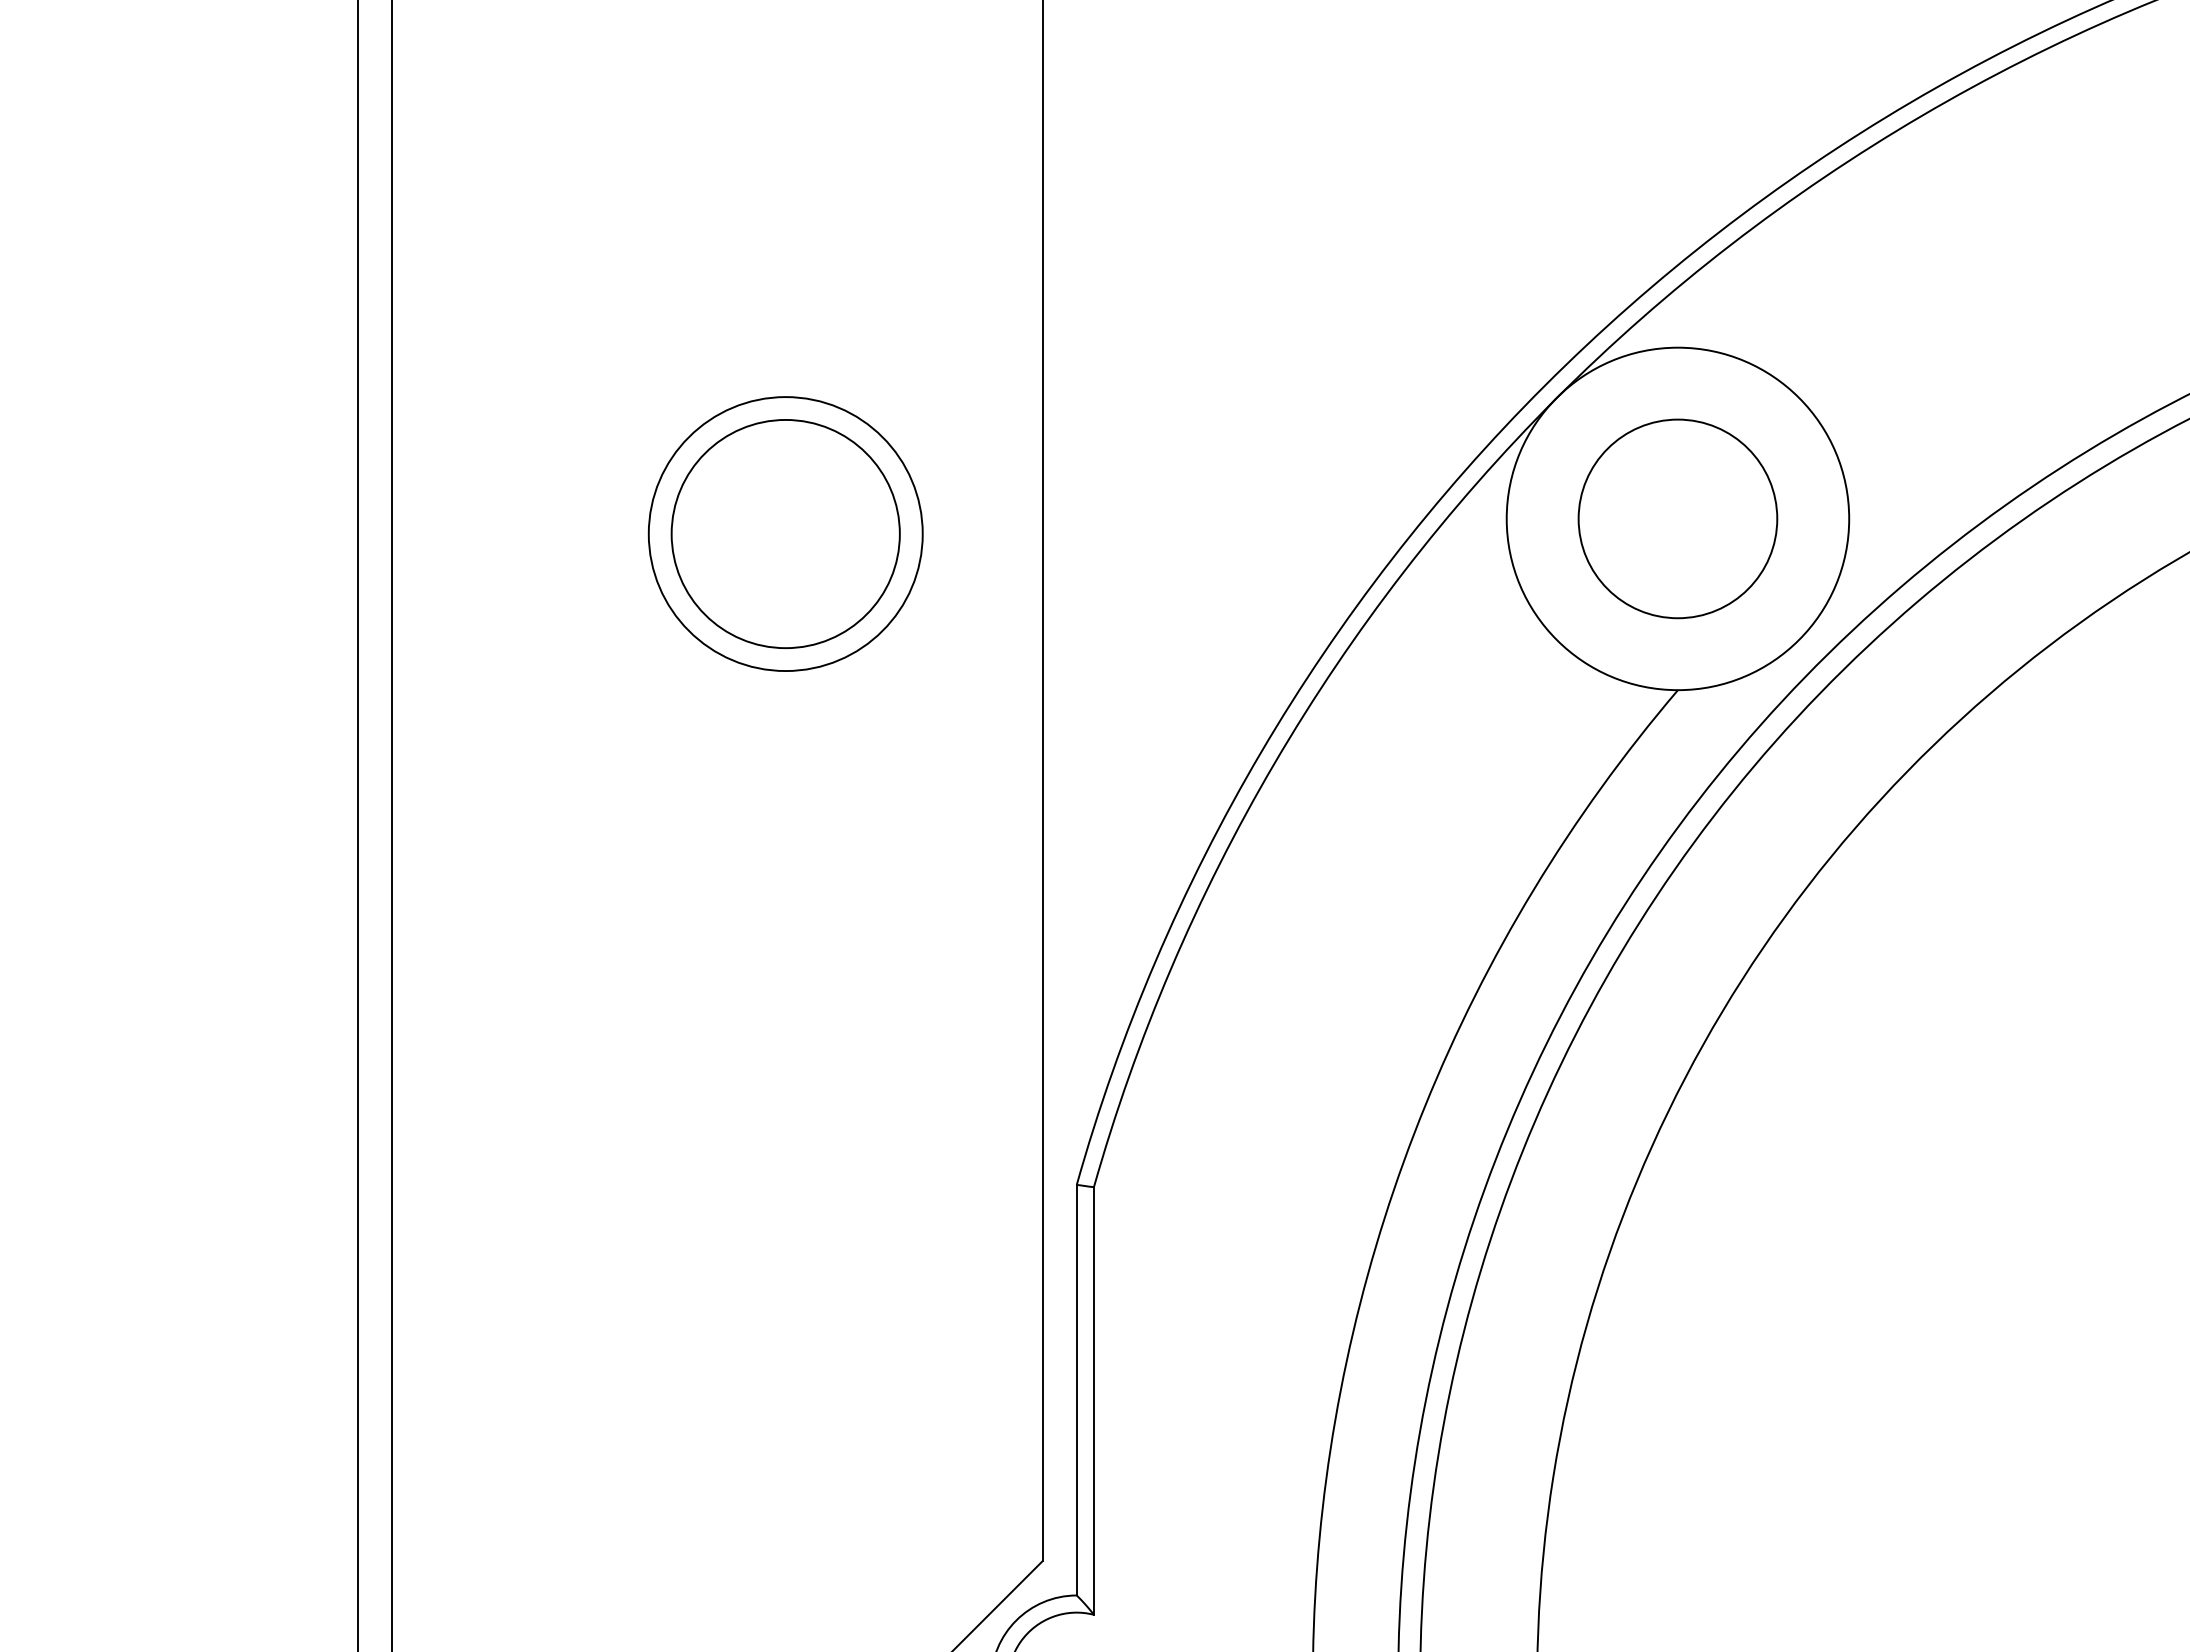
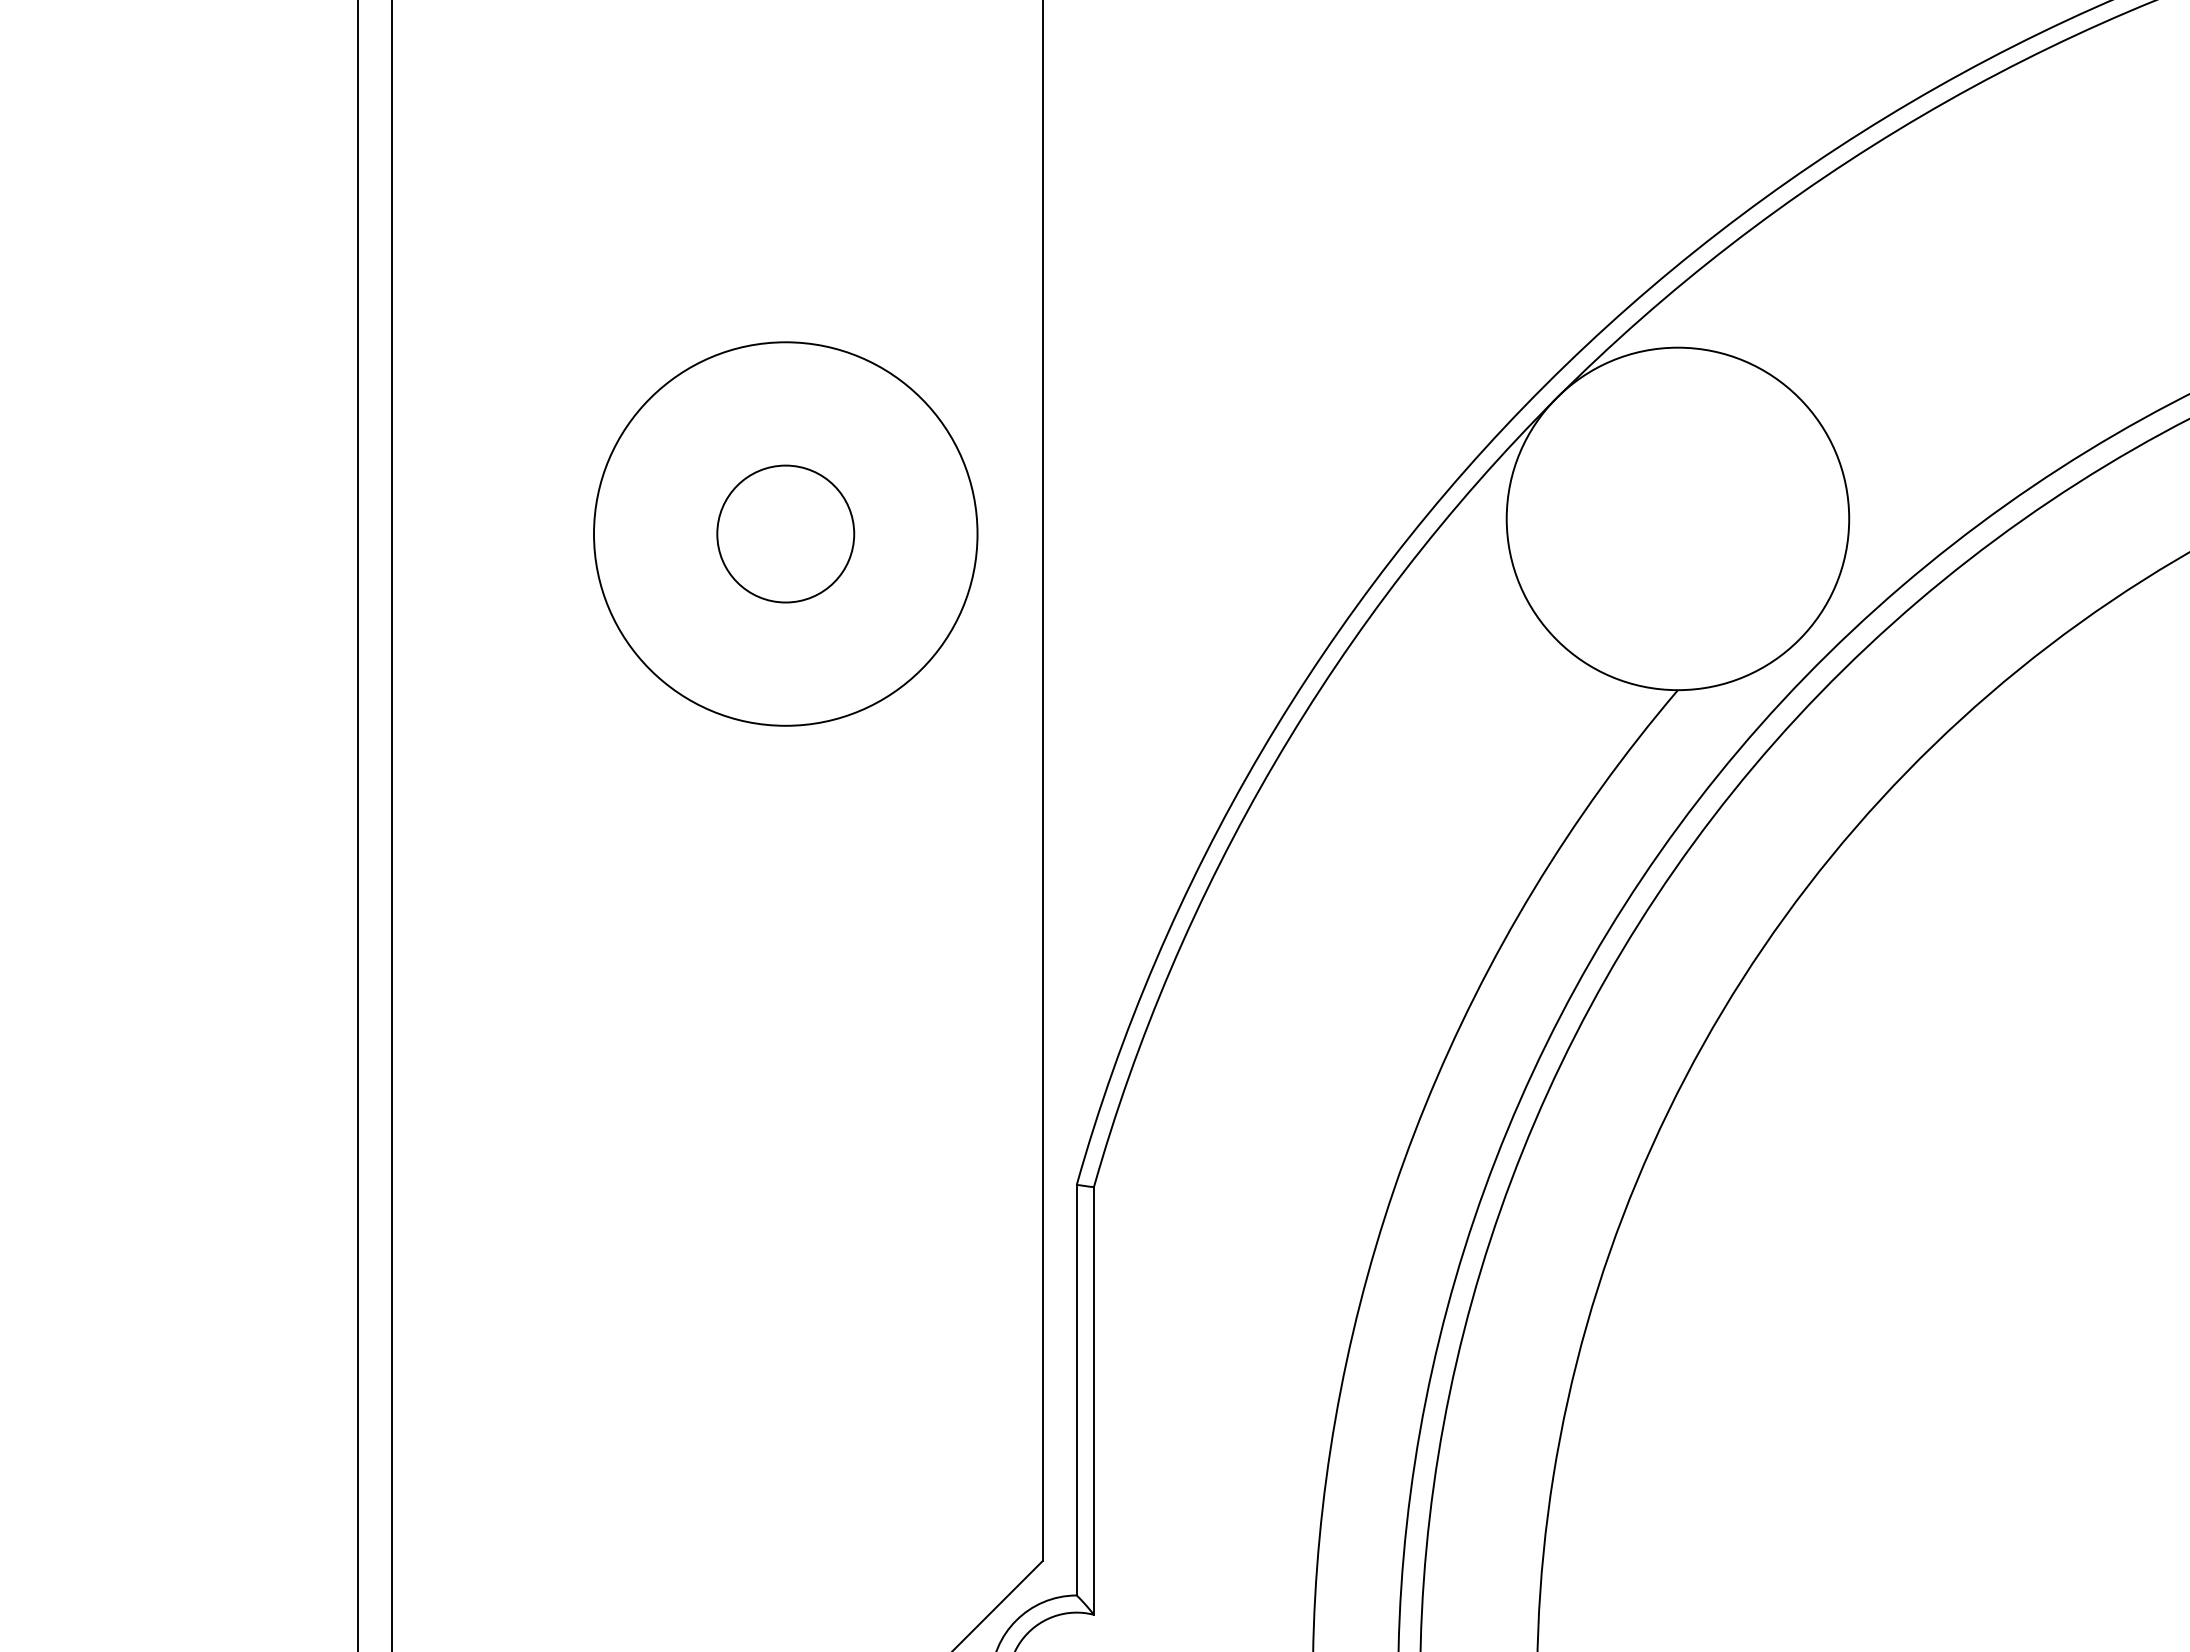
circle: present -> none (1677, 518)
circle diameter: 228 px -> 137 px (785, 533)
circle diameter: 274 px -> 384 px (785, 533)
